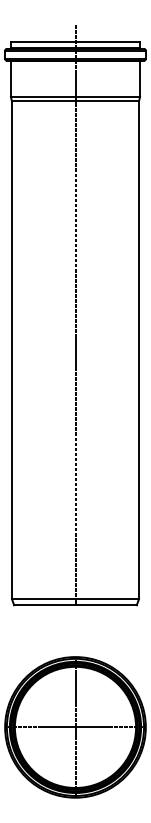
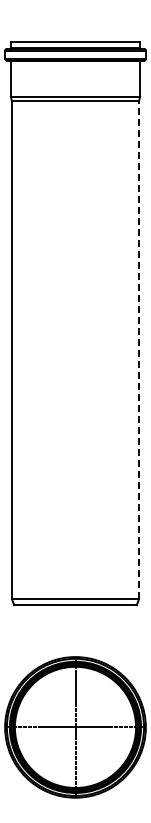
line: present -> none (75, 315)
line: solid -> dashed (139, 349)
